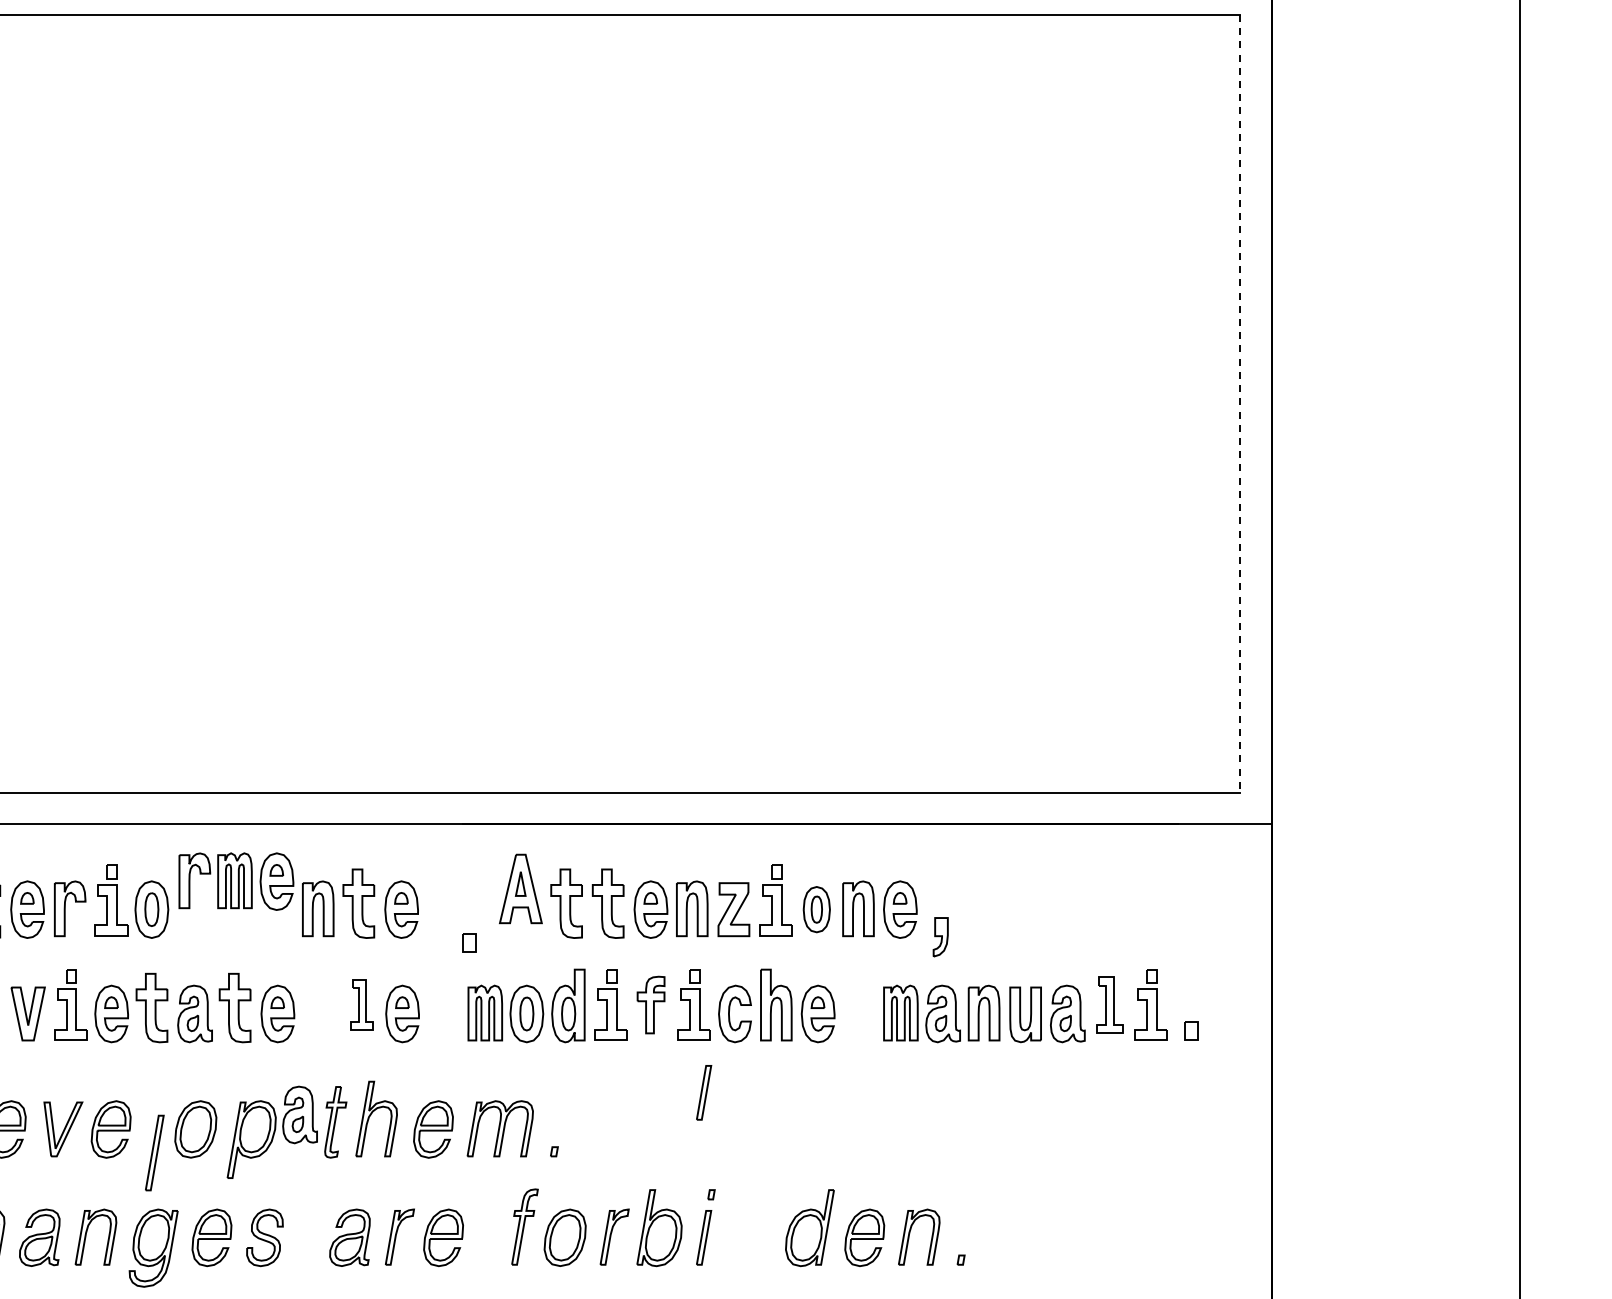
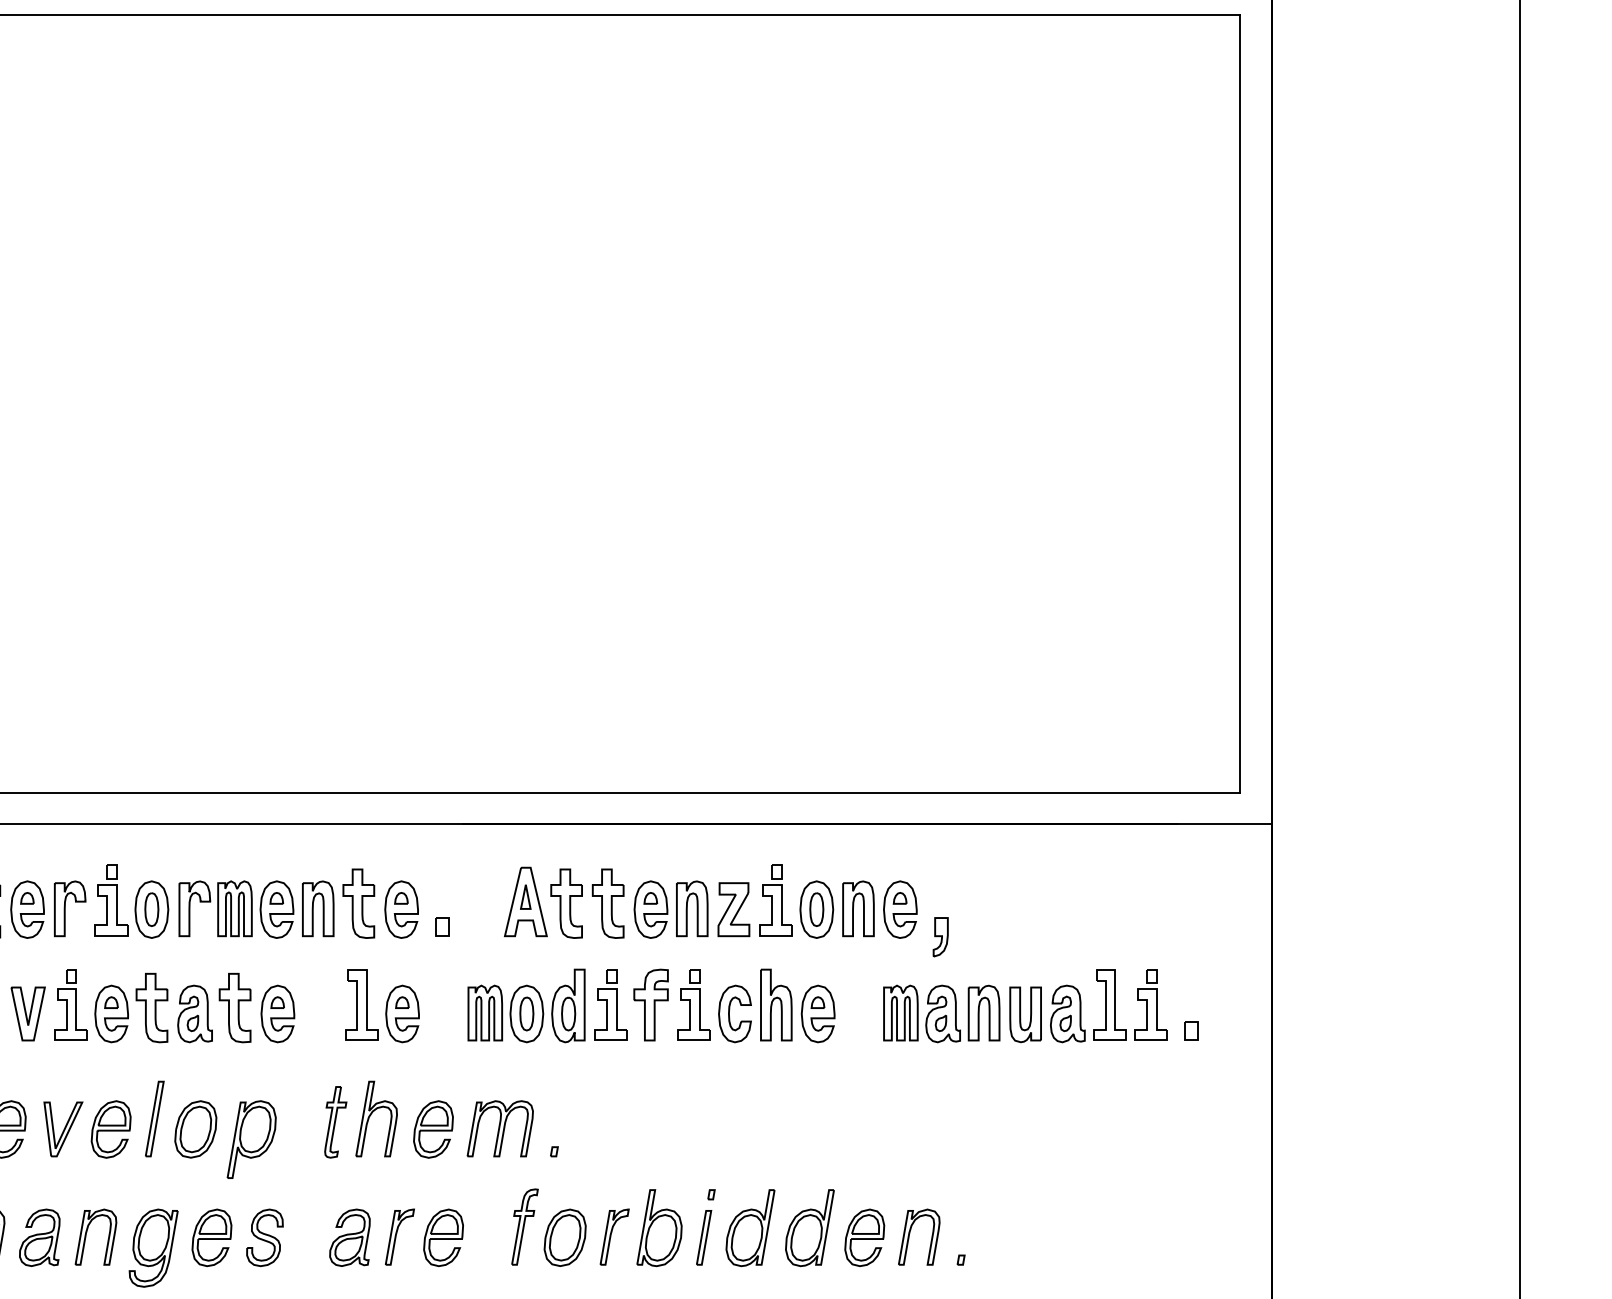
line: dashed -> solid (1240, 403)
part position: (236, 881) -> (236, 909) (236, 909)
part position: (520, 888) -> (525, 901) (525, 901)
part size: 29x48 px -> 36x59 px (816, 909)
part position: (469, 942) -> (442, 926) (442, 926)
part size: 24x52 px -> 34x72 px (361, 1004)
part size: 30x60 px -> 36x74 px (650, 1004)
part size: 28x58 px -> 34x72 px (1109, 1004)
part: present -> none (704, 1092)
part: present -> none (299, 1114)
part position: (154, 1152) -> (154, 1118) (154, 1118)
part: none -> present (750, 1228)
